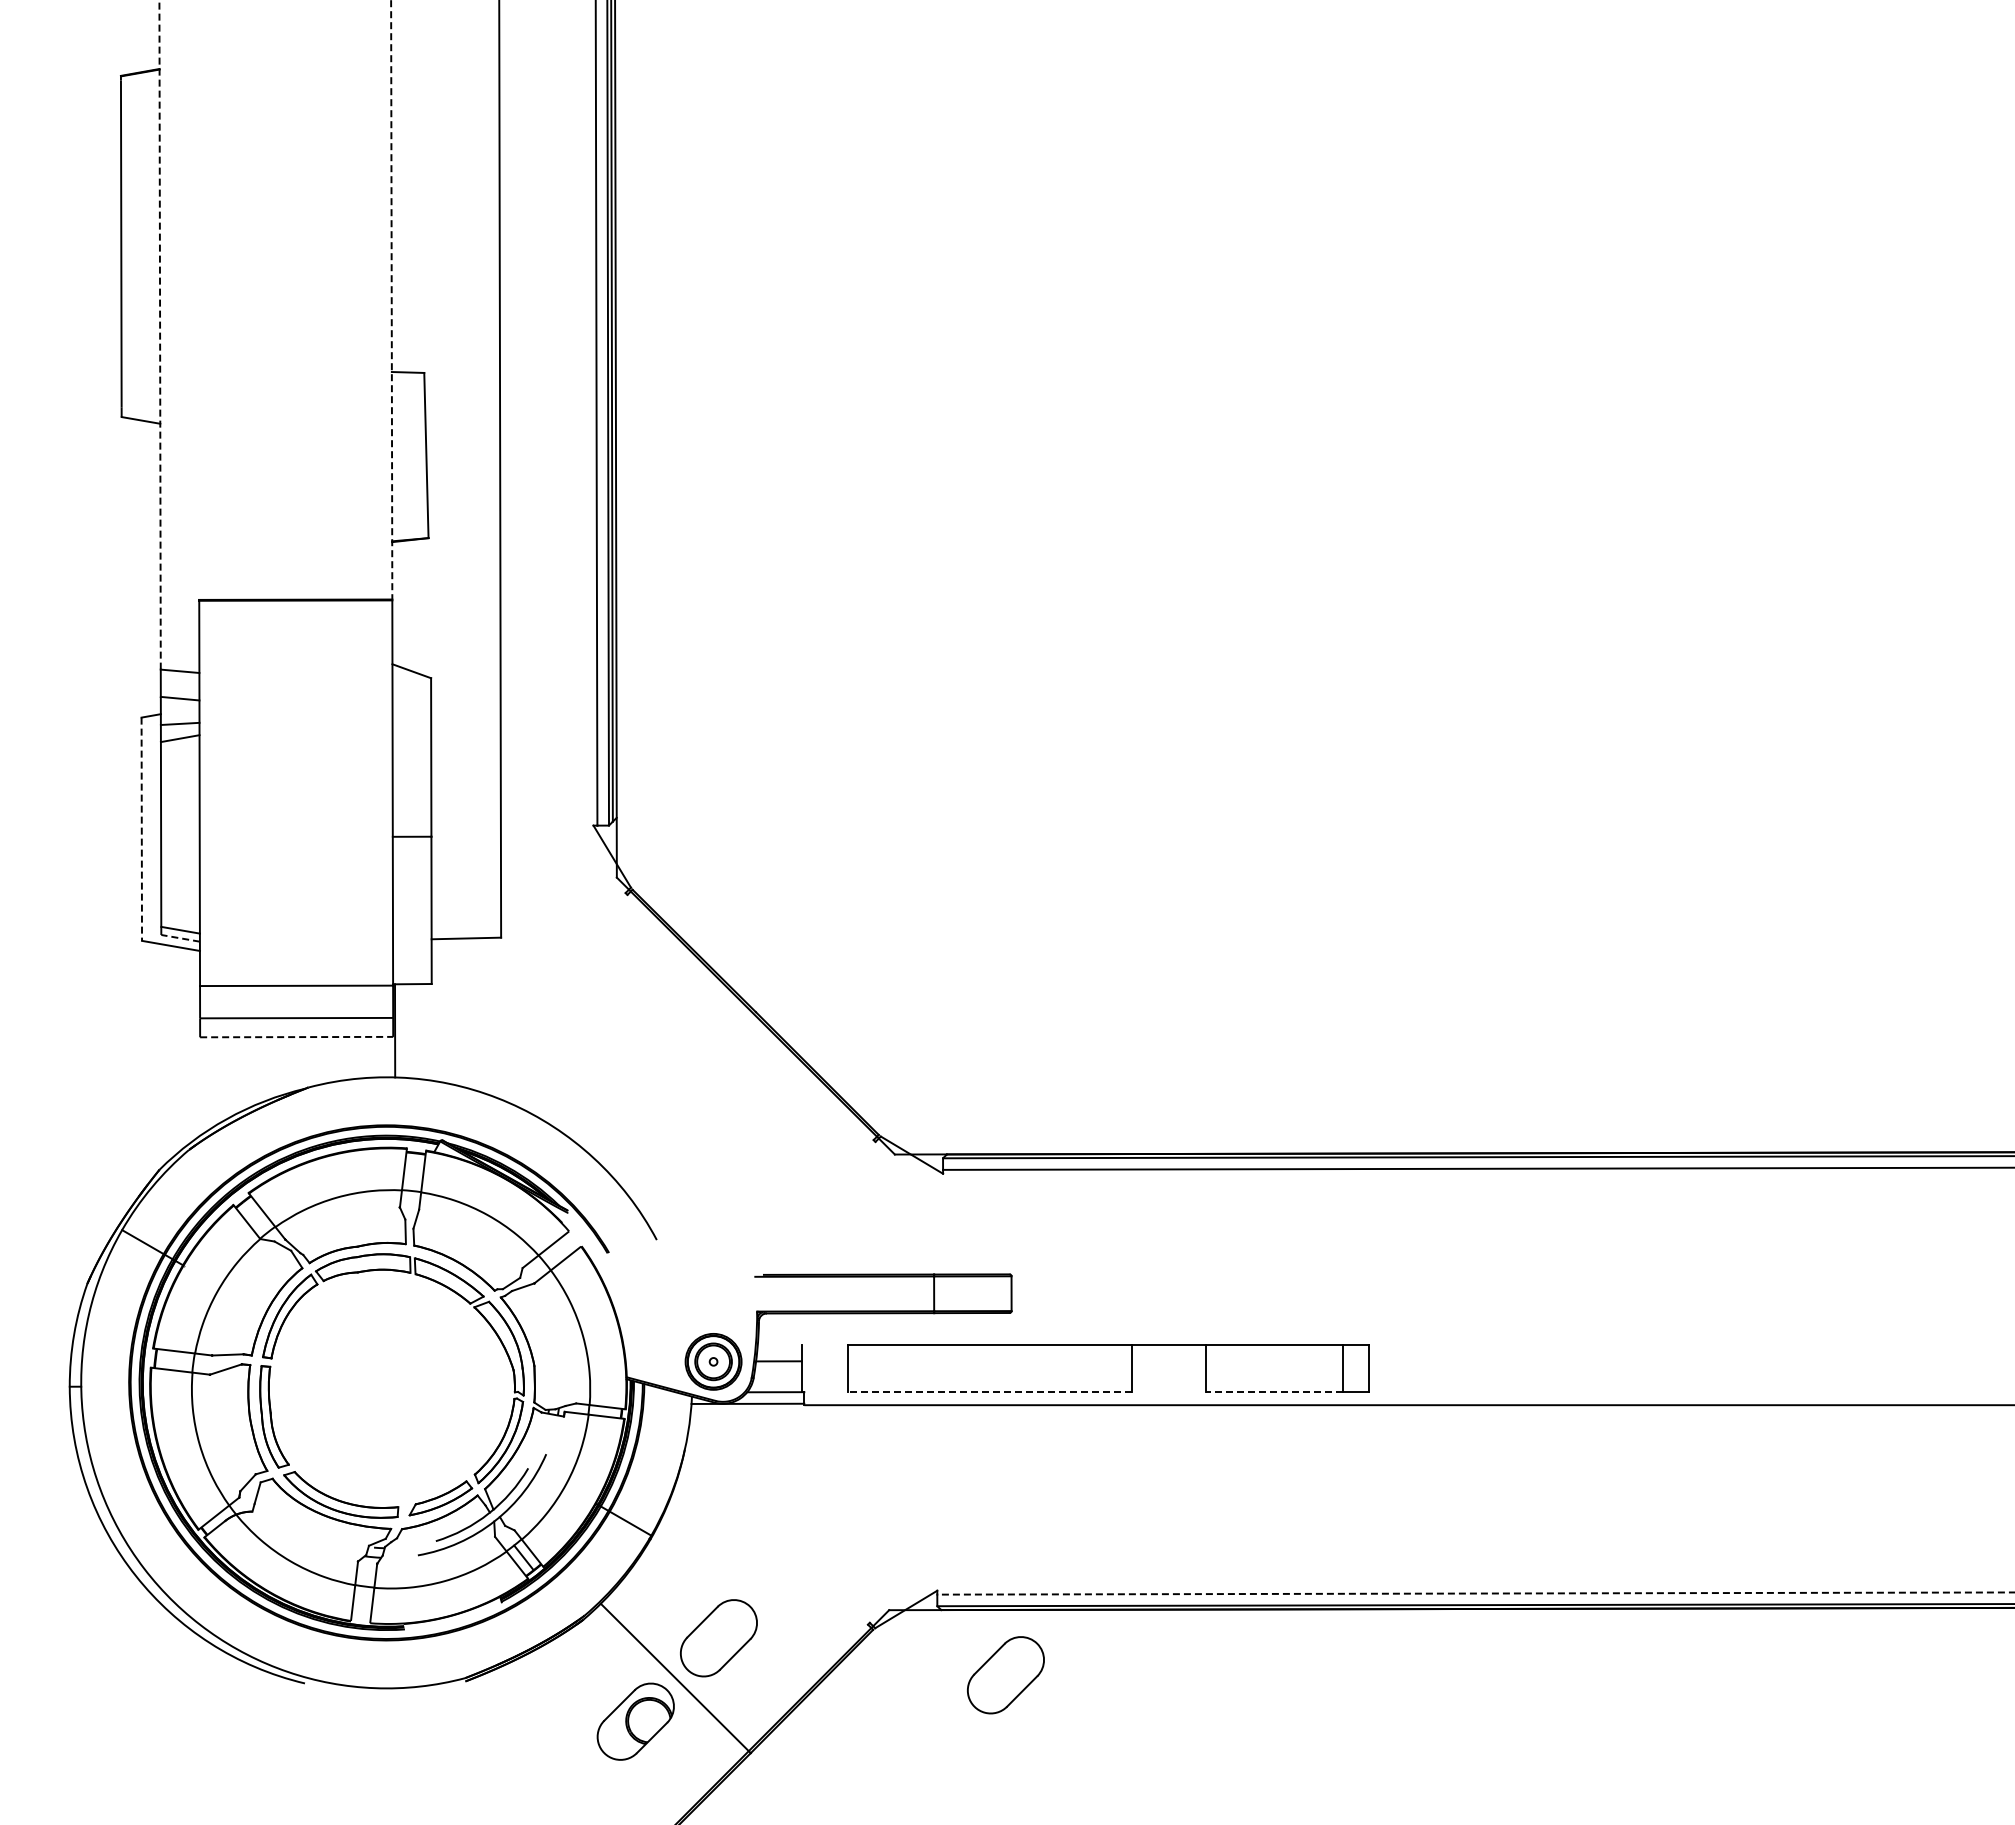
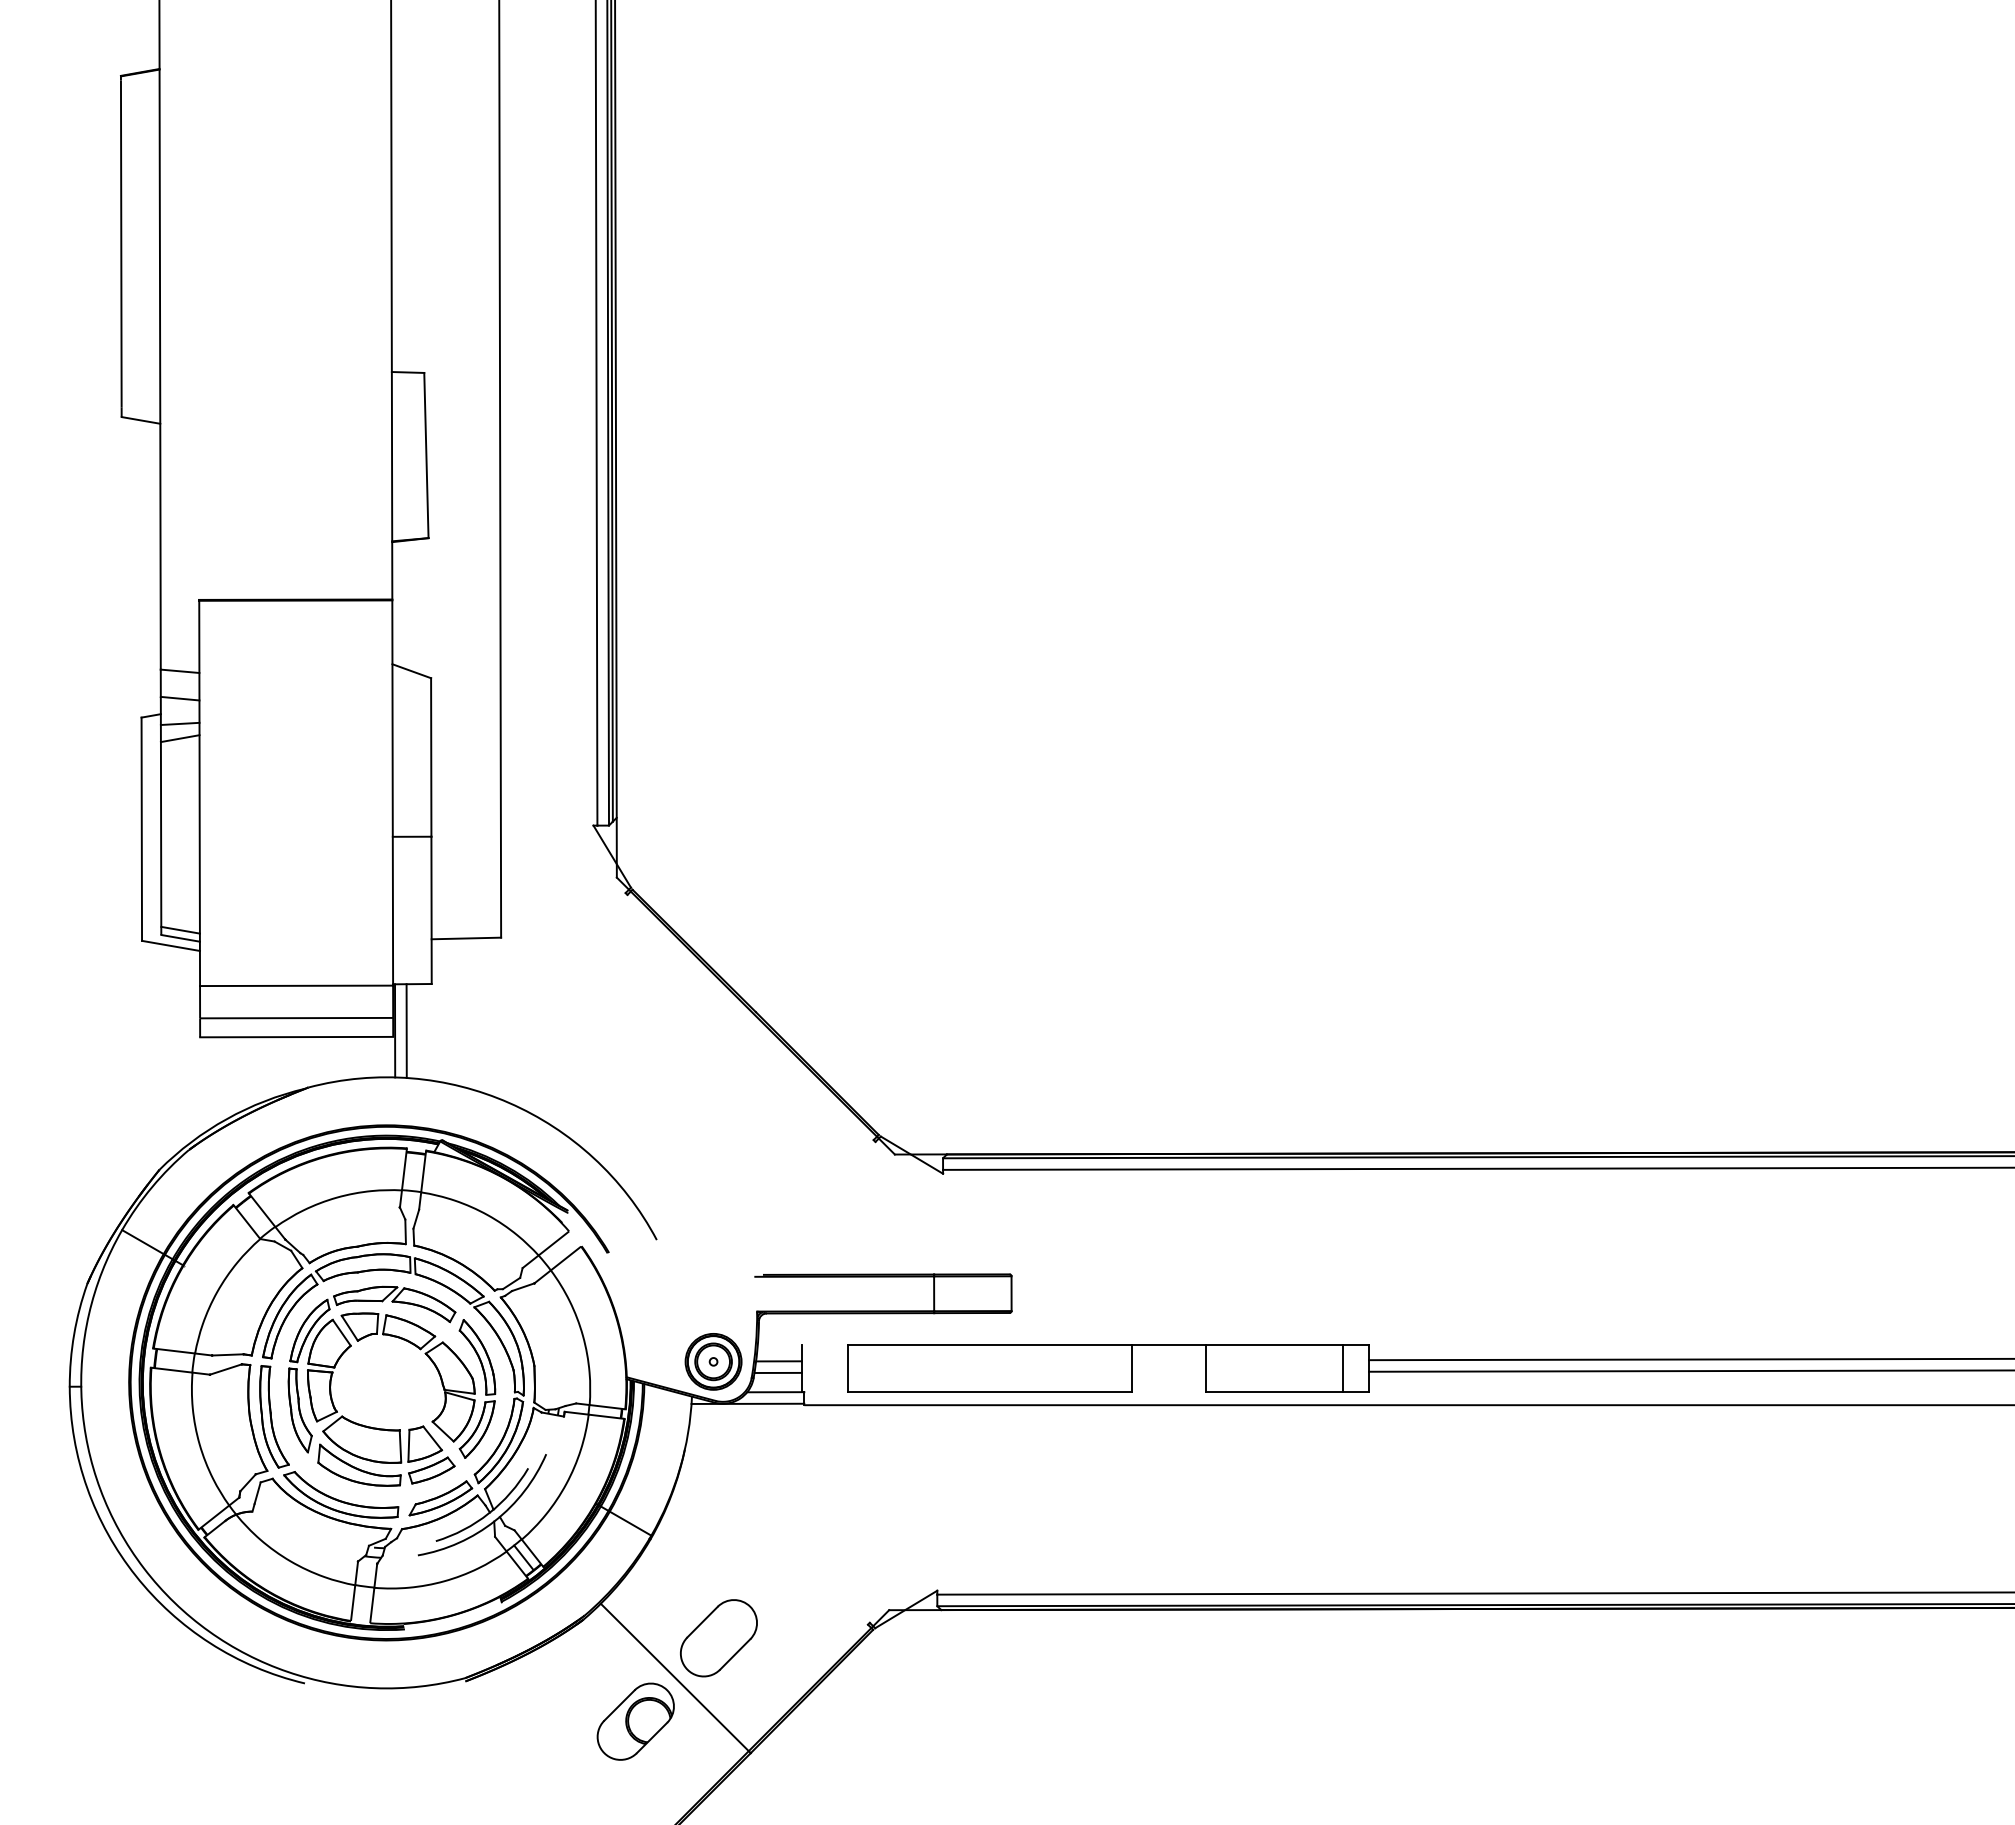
line: dashed -> solid (391, 299)
line: dashed -> solid (160, 334)
line: dashed -> solid (141, 829)
line: dashed -> solid (180, 938)
line: none -> present (406, 1031)
line: dashed -> solid (296, 1037)
line: none -> present (1689, 1359)
line: none -> present (1689, 1370)
line: none -> present (777, 1372)
line: dashed -> solid (989, 1391)
line: dashed -> solid (1274, 1391)
part: none -> present (384, 1428)
line: dashed -> solid (1475, 1593)
part: present -> none (1005, 1675)
